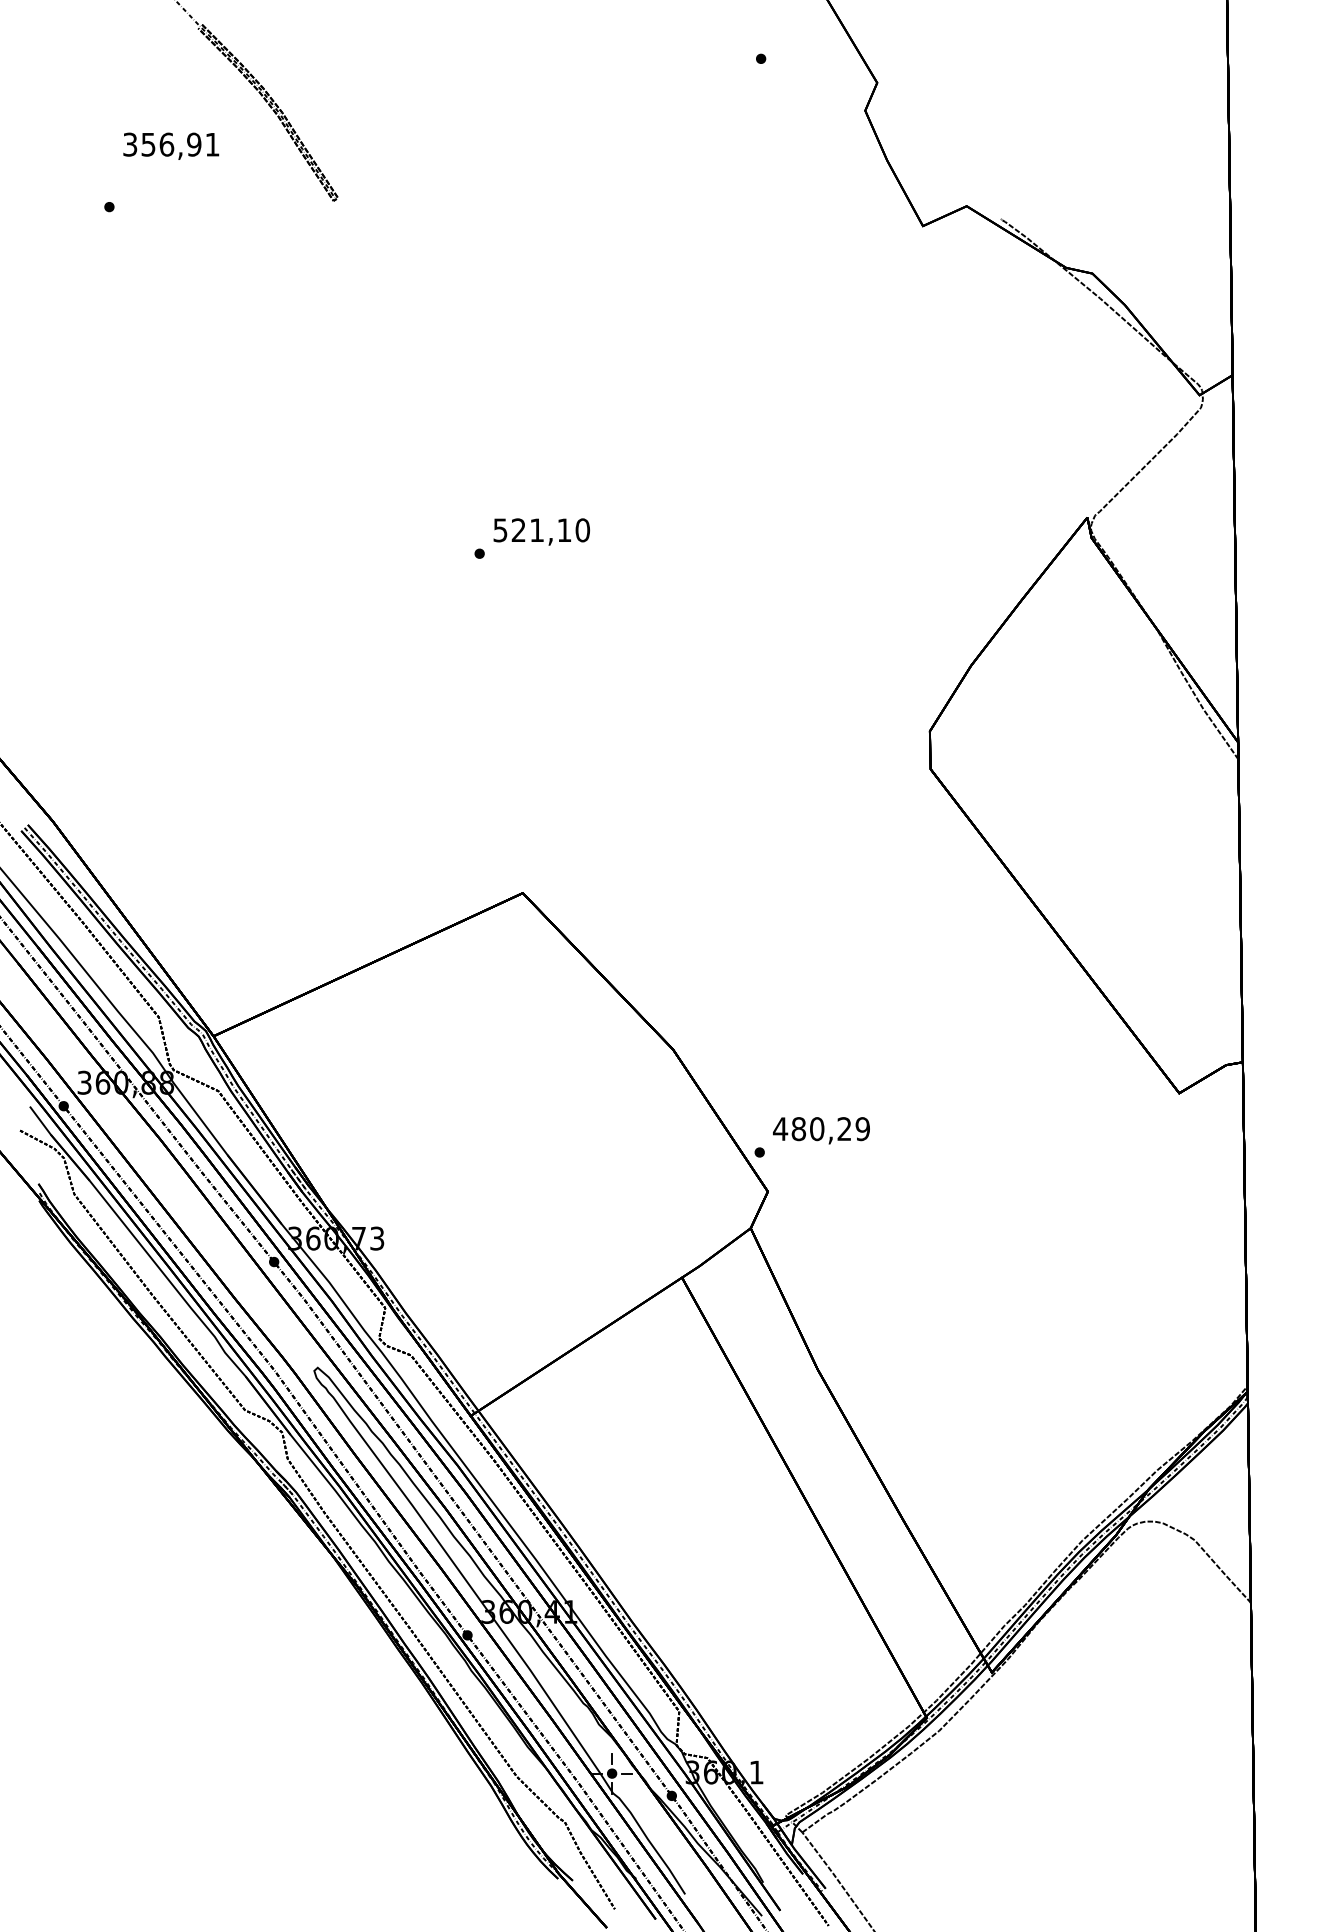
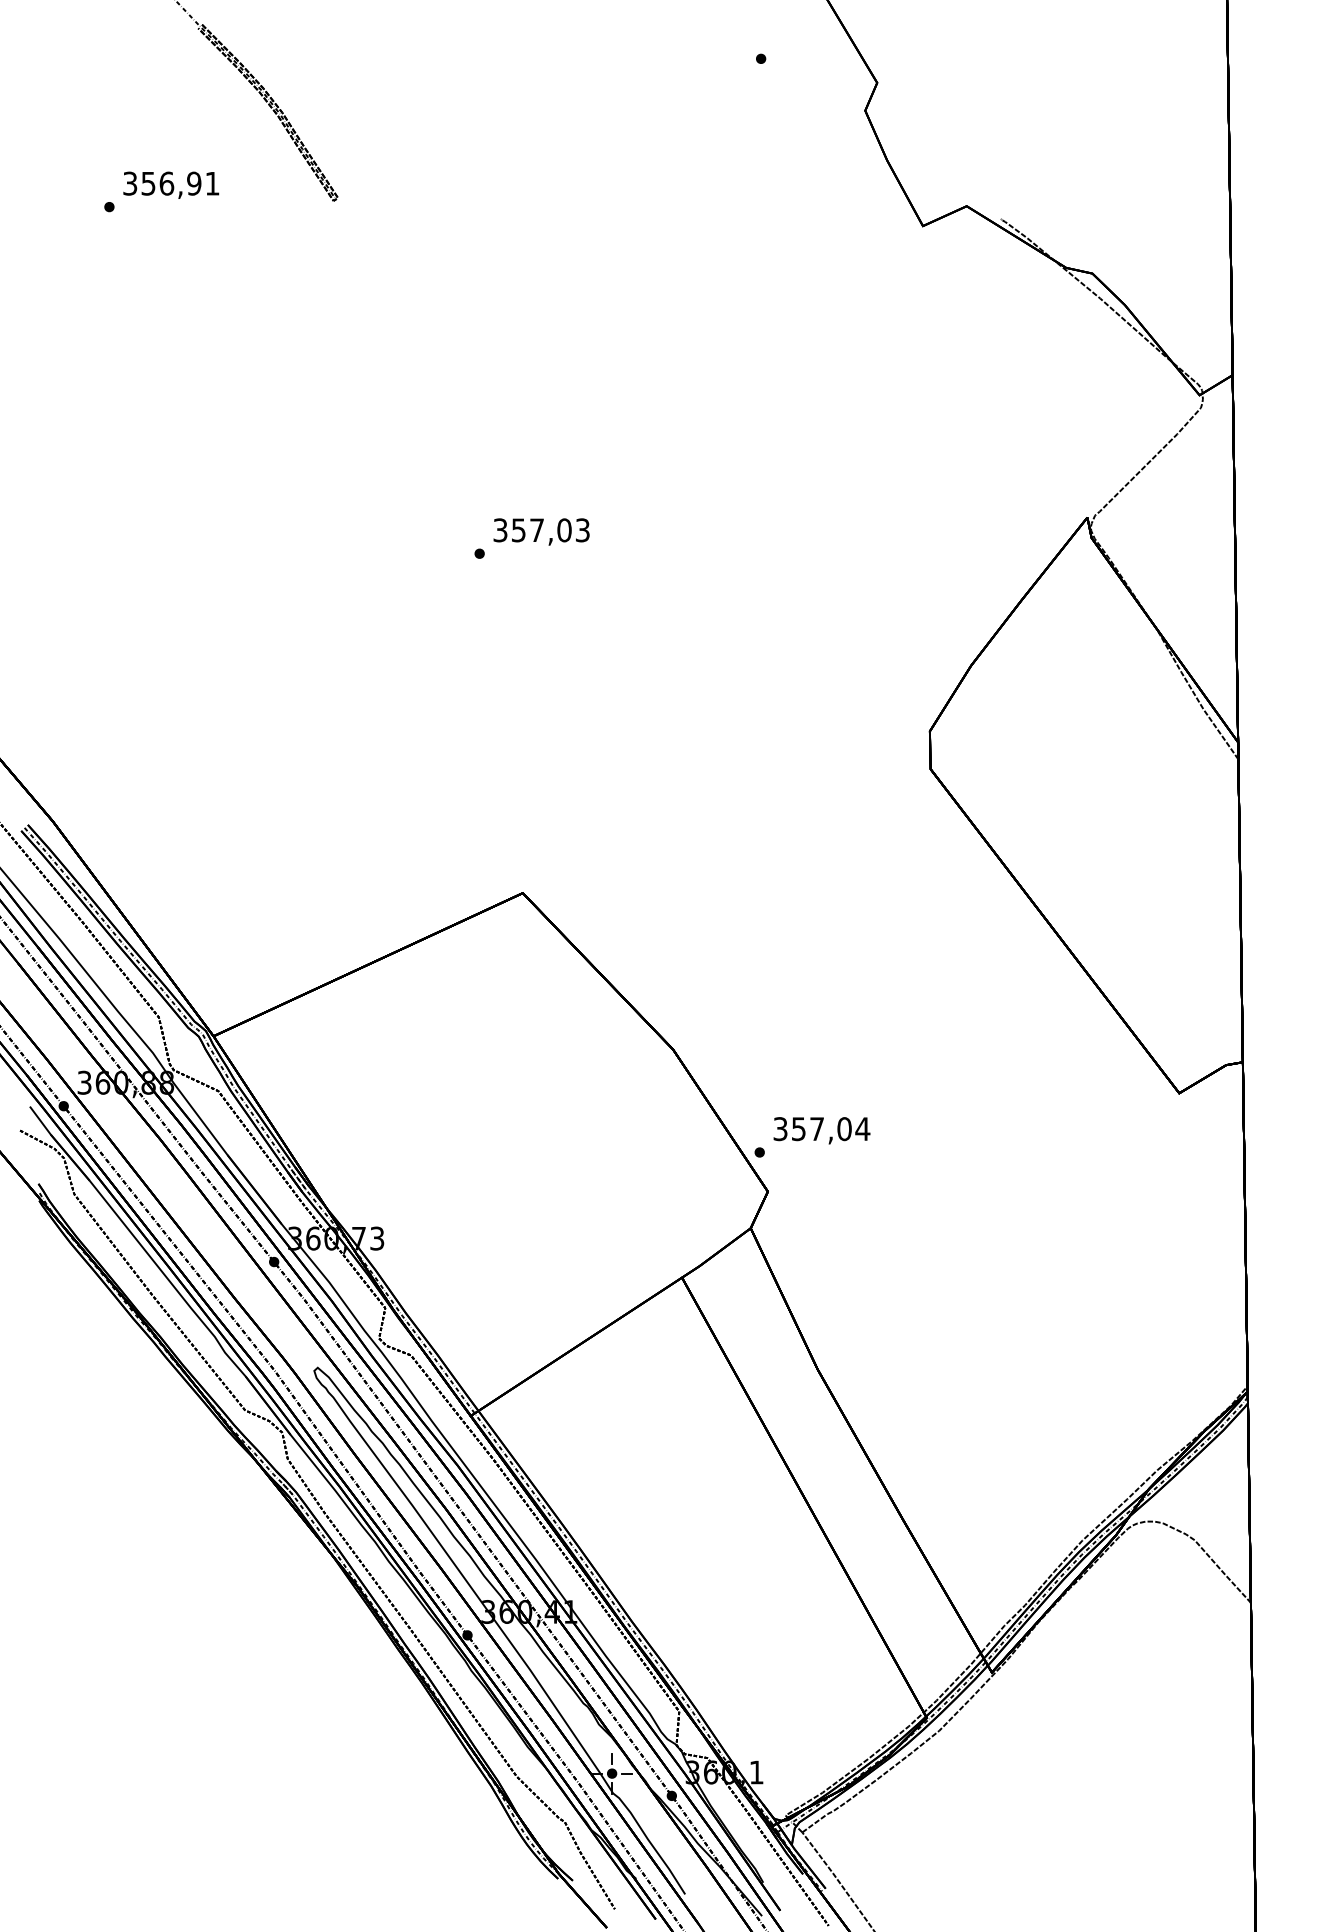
text position: (171, 145) -> (171, 184) (171, 184)
text: 521,10 -> 357,03 (542, 530)
text: 480,29 -> 357,04 (821, 1129)
